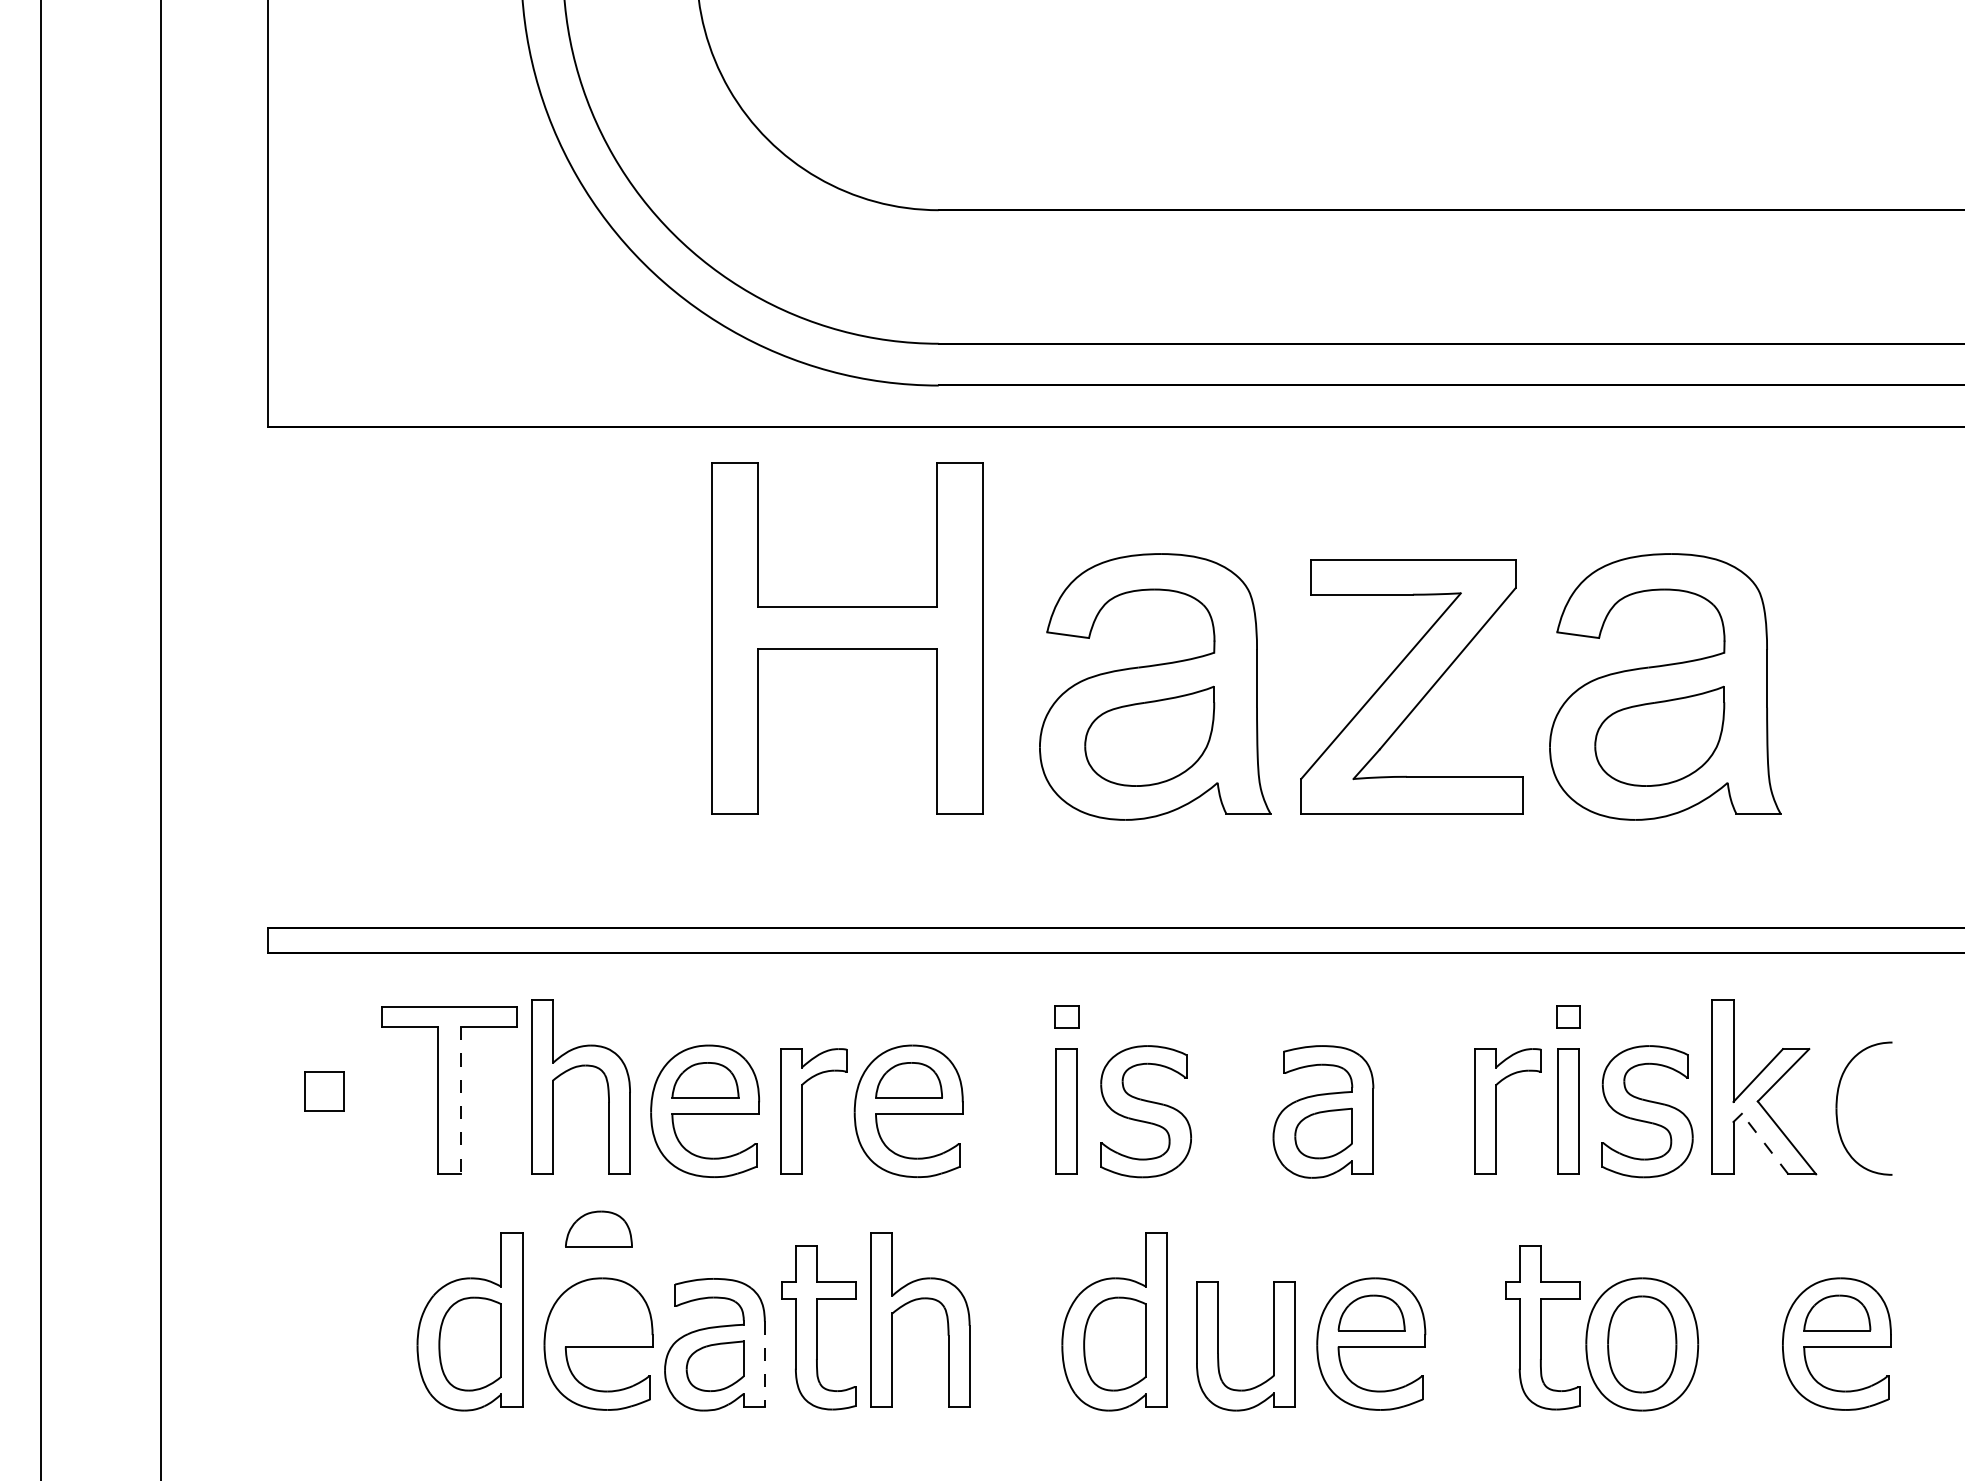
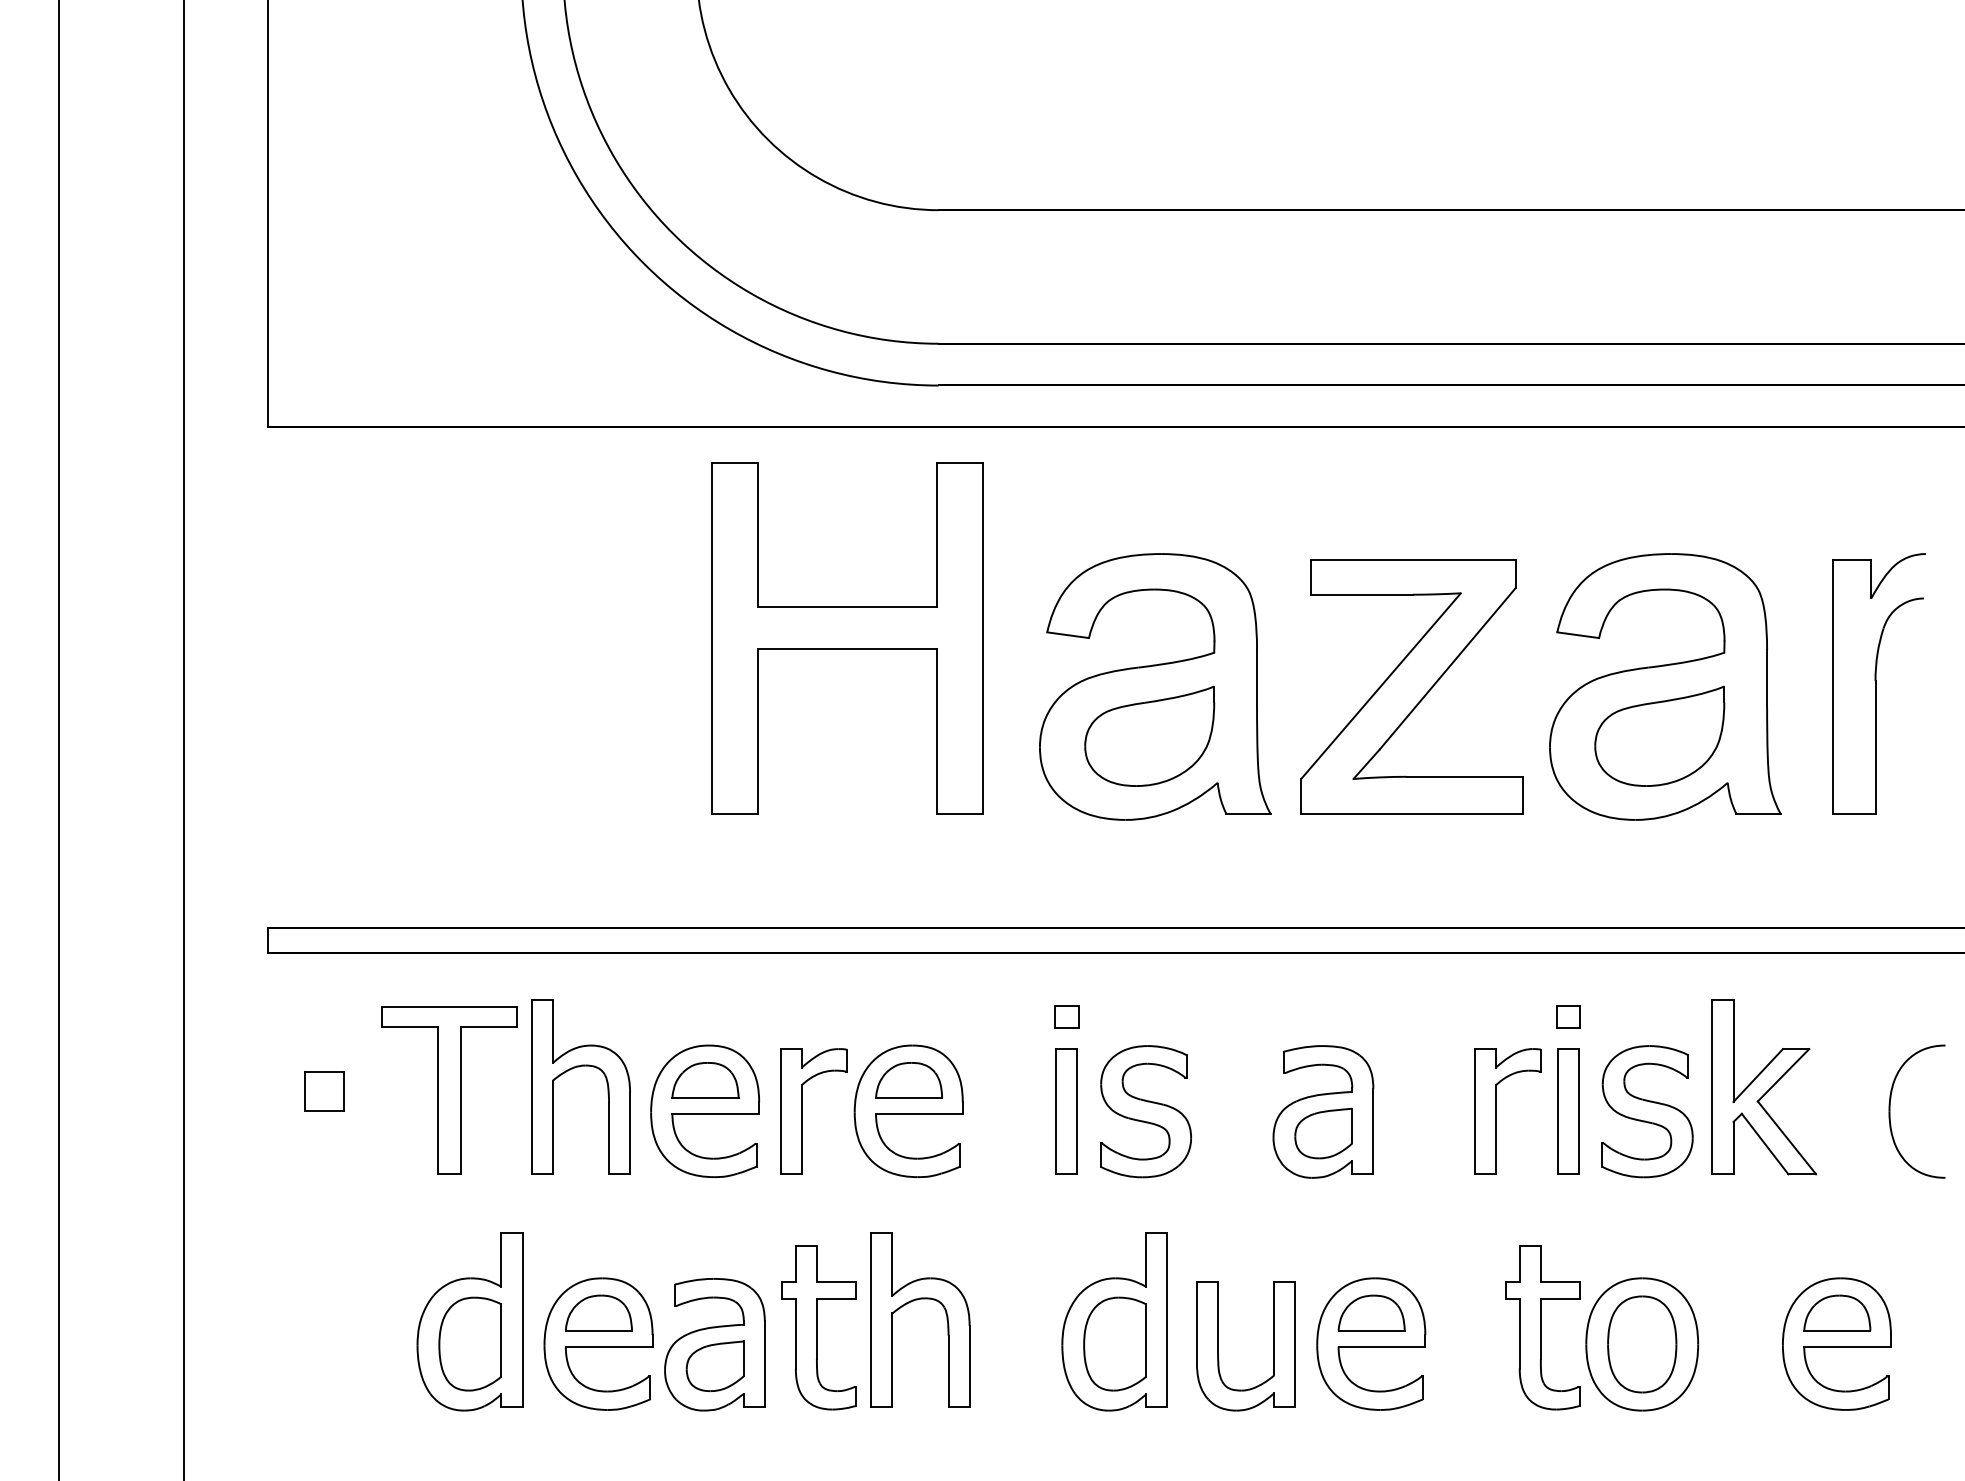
part: none -> present (1878, 683)
line position: (40, 739) -> (58, 739) (58, 739)
line position: (161, 739) -> (184, 739) (184, 739)
line: dashed -> solid (460, 1100)
part position: (1837, 1108) -> (1890, 1111) (1890, 1111)
line: dashed -> solid (1764, 1143)
part position: (598, 1228) -> (598, 1312) (598, 1312)
line: dashed -> solid (764, 1364)
